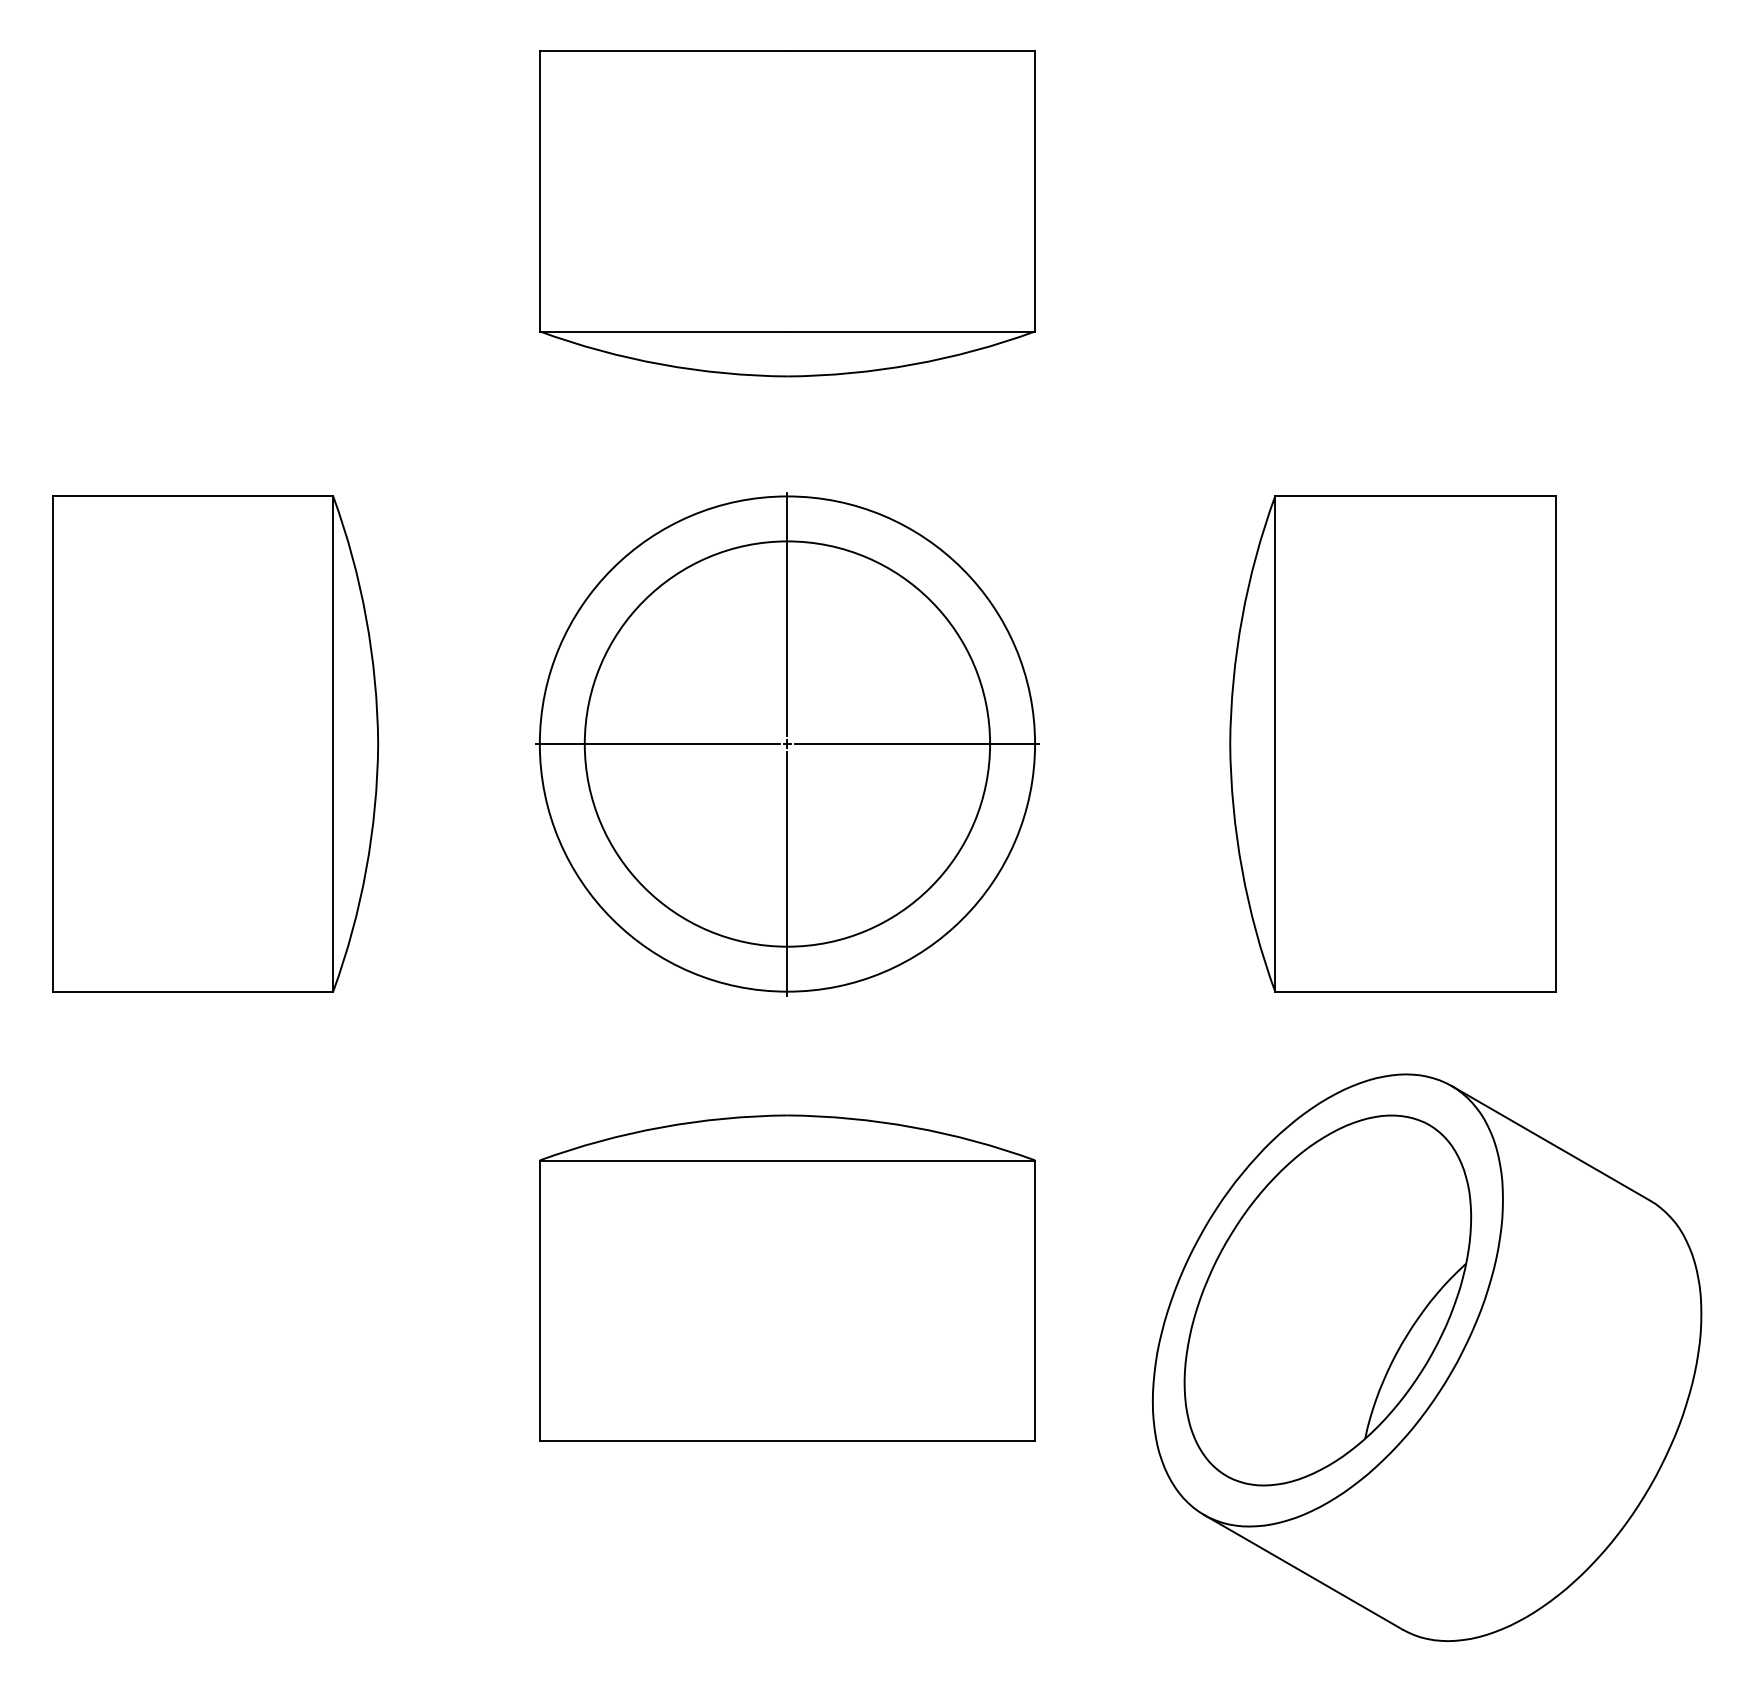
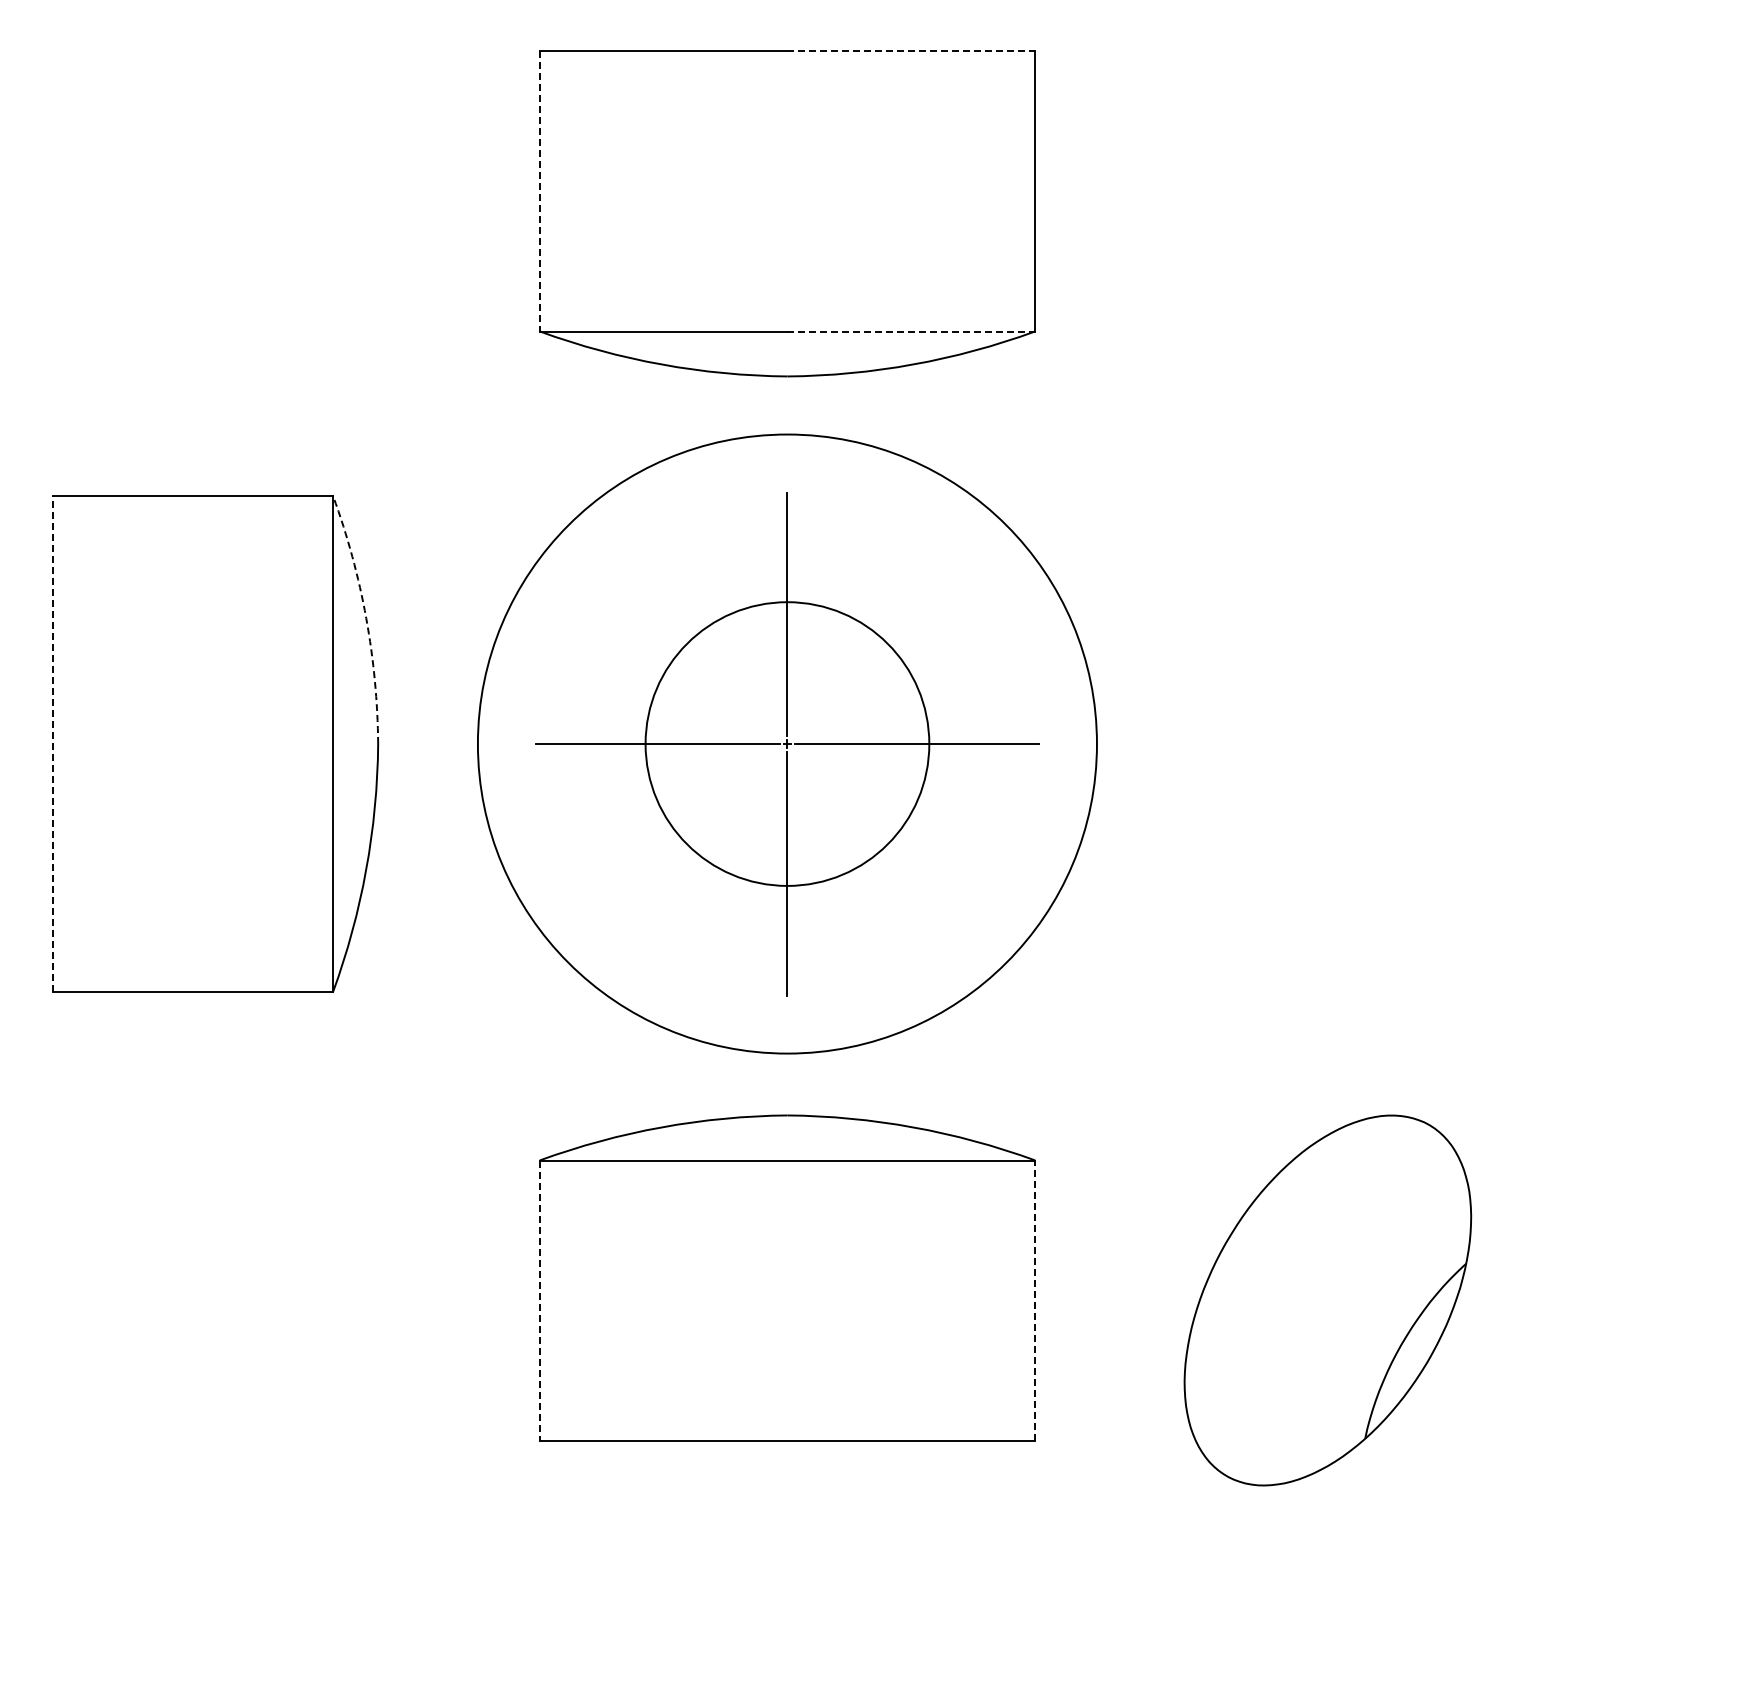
line: solid -> dashed (911, 50)
line: solid -> dashed (539, 191)
line: solid -> dashed (911, 331)
arc: solid -> dashed (366, 618)
circle diameter: 405 px -> 284 px (787, 743)
circle diameter: 495 px -> 619 px (786, 743)
part: present -> none (1392, 743)
line: solid -> dashed (52, 744)
line: solid -> dashed (1035, 1300)
line: solid -> dashed (539, 1301)
part: present -> none (1427, 1357)
